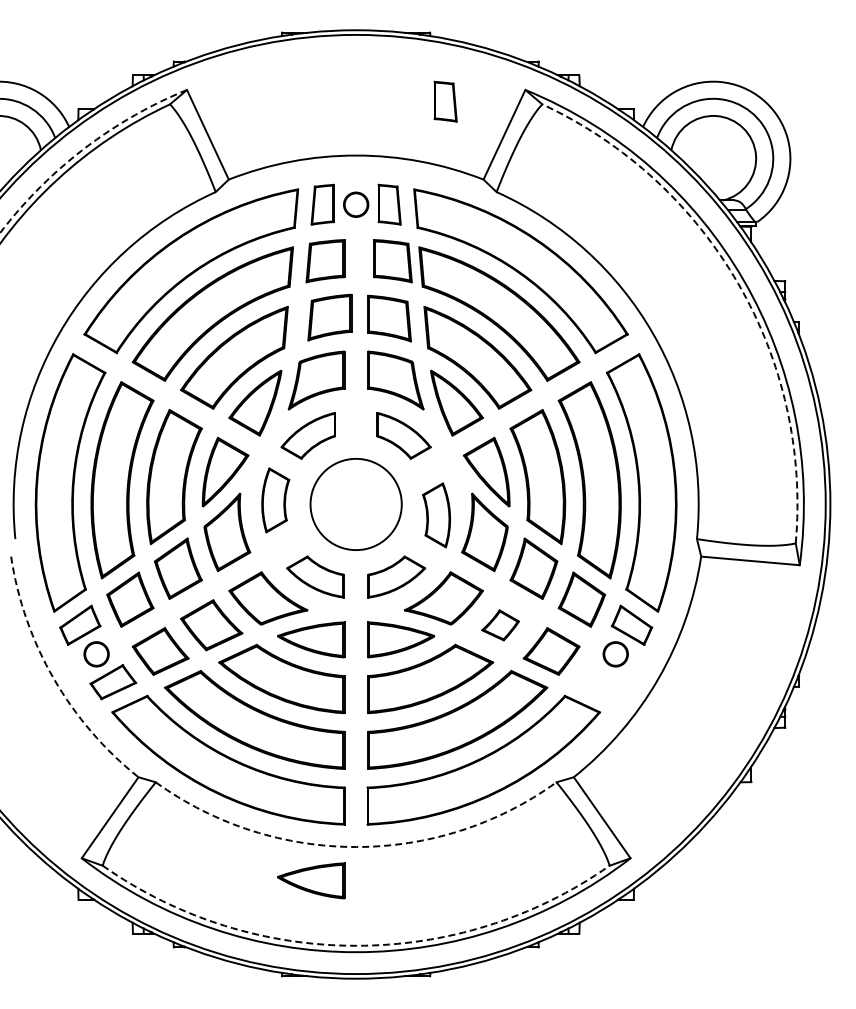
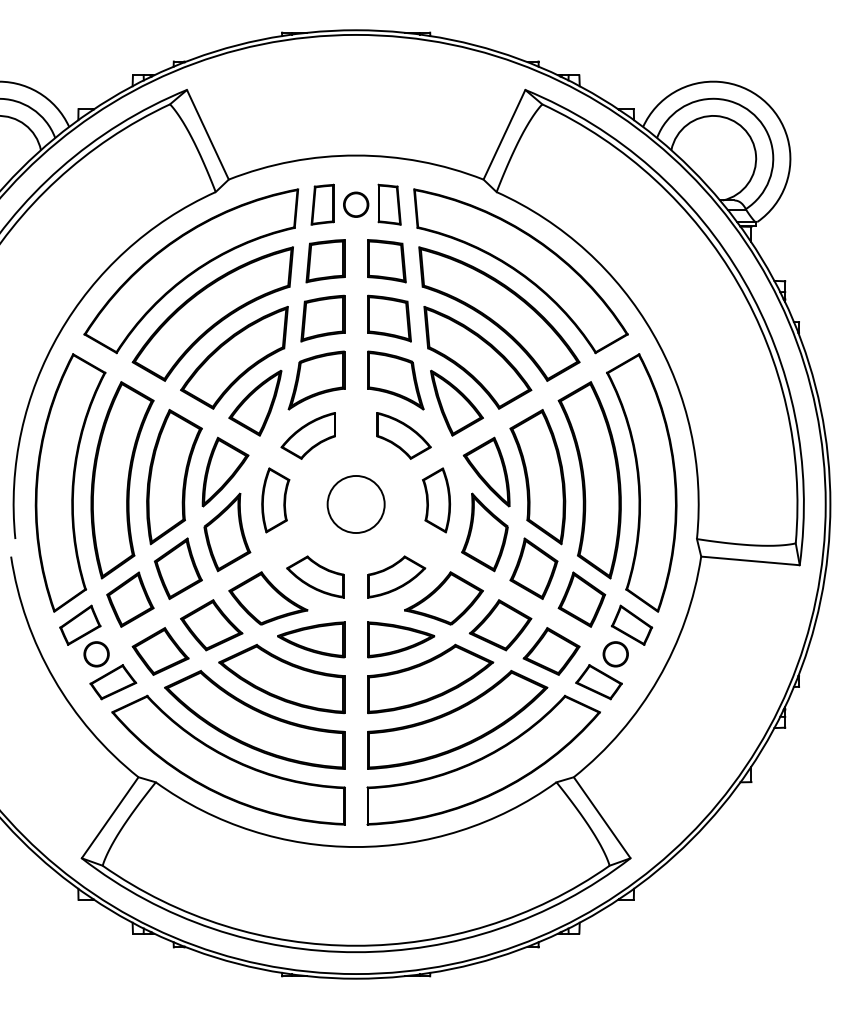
part: present -> none (445, 101)
arc: dashed -> solid (82, 149)
part position: (392, 261) -> (386, 261) (386, 261)
arc: dashed -> solid (738, 283)
part position: (329, 317) -> (322, 318) (322, 318)
circle diameter: 91 px -> 57 px (355, 504)
part position: (436, 515) -> (436, 500) (436, 500)
part size: 39x33 px -> 65x53 px (500, 625)
arc: dashed -> solid (53, 678)
part: none -> present (598, 682)
arc: dashed -> solid (356, 847)
part: present -> none (311, 880)
arc: dashed -> solid (356, 945)
